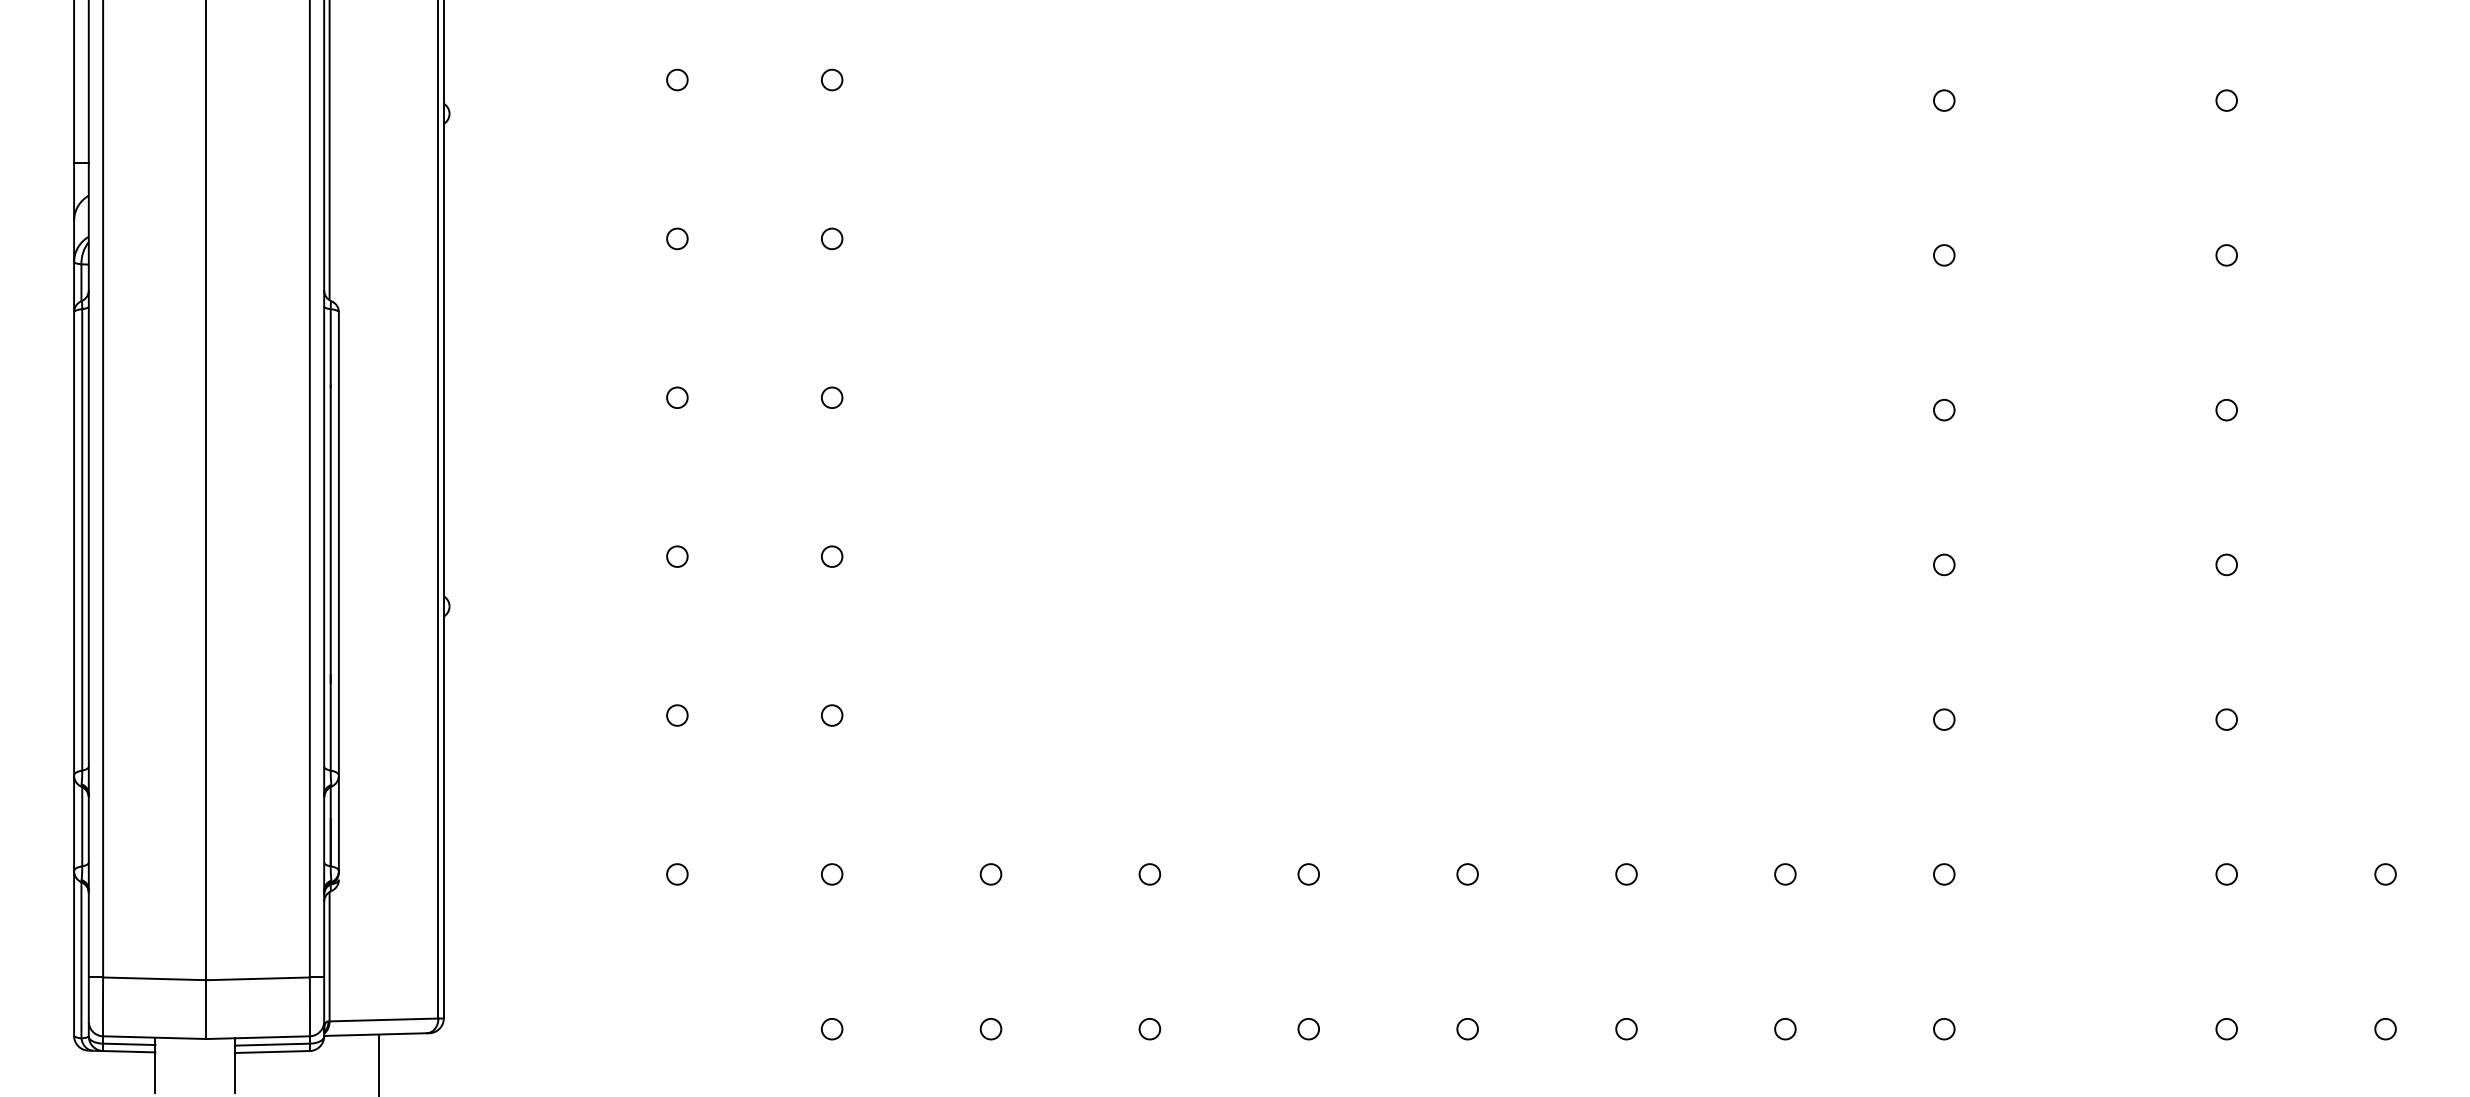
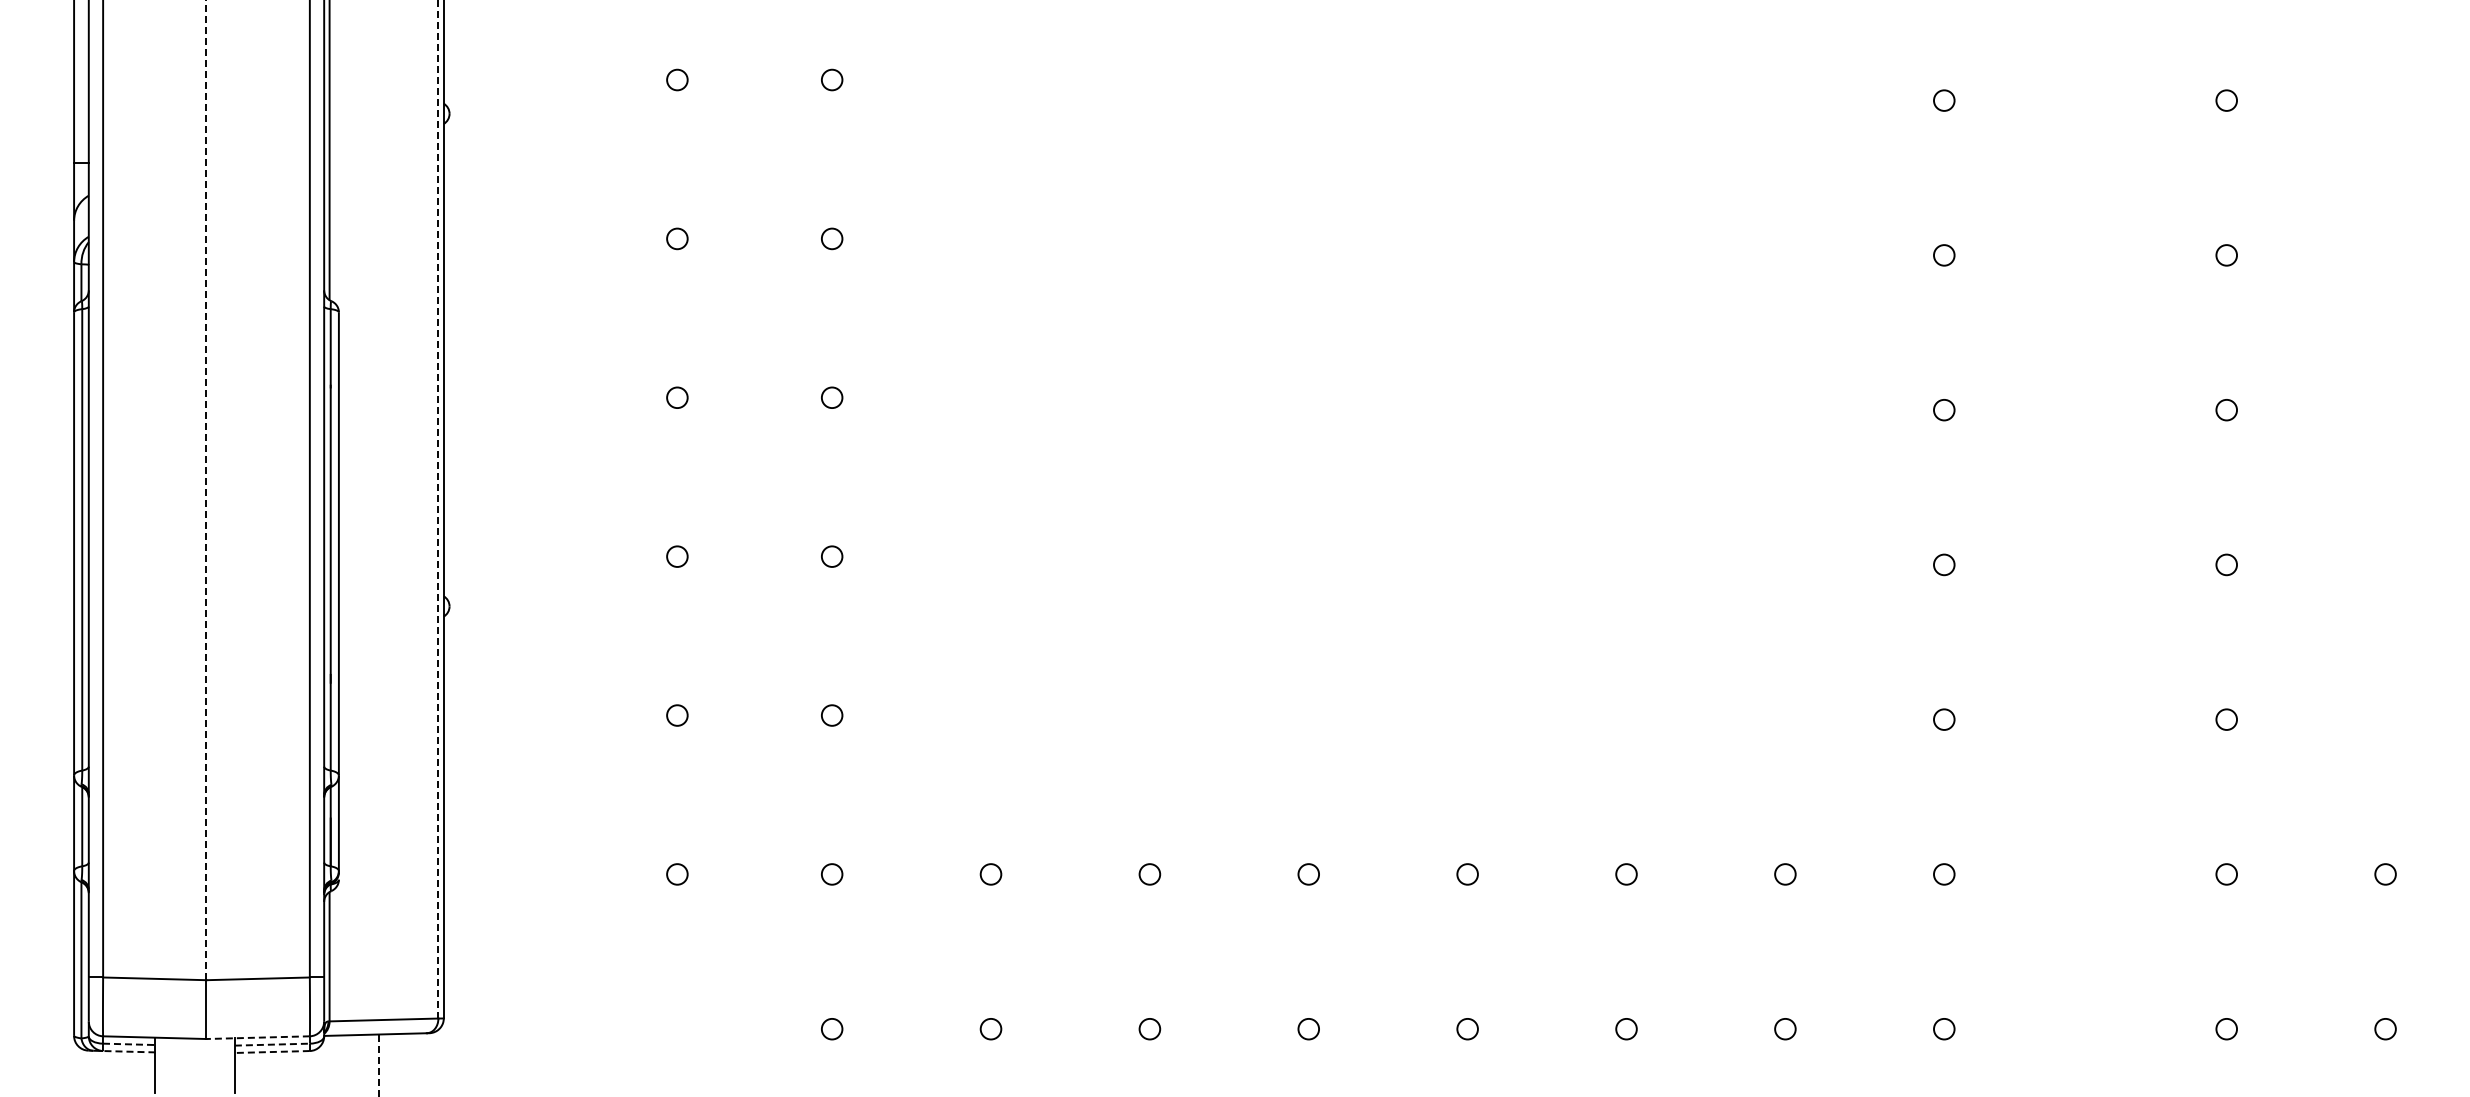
line: solid -> dashed (206, 490)
line: solid -> dashed (438, 509)
line: solid -> dashed (258, 1037)
line: solid -> dashed (129, 1044)
line: solid -> dashed (272, 1044)
line: solid -> dashed (128, 1051)
line: solid -> dashed (271, 1052)
line: solid -> dashed (379, 1065)
